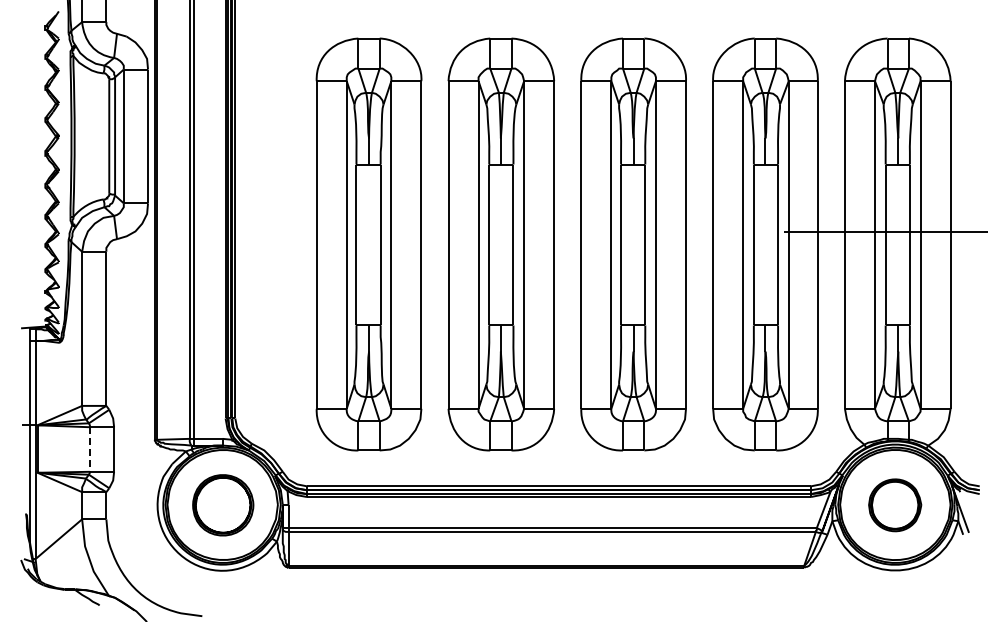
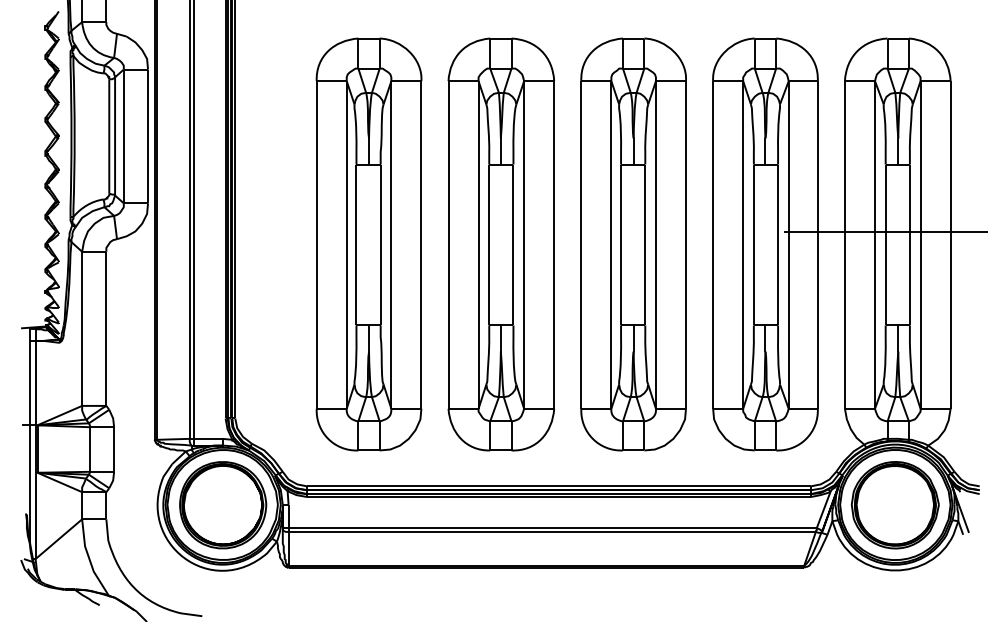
line: dashed -> solid (89, 450)
part size: 63x63 px -> 89x89 px (223, 505)
part size: 55x55 px -> 90x89 px (894, 505)
